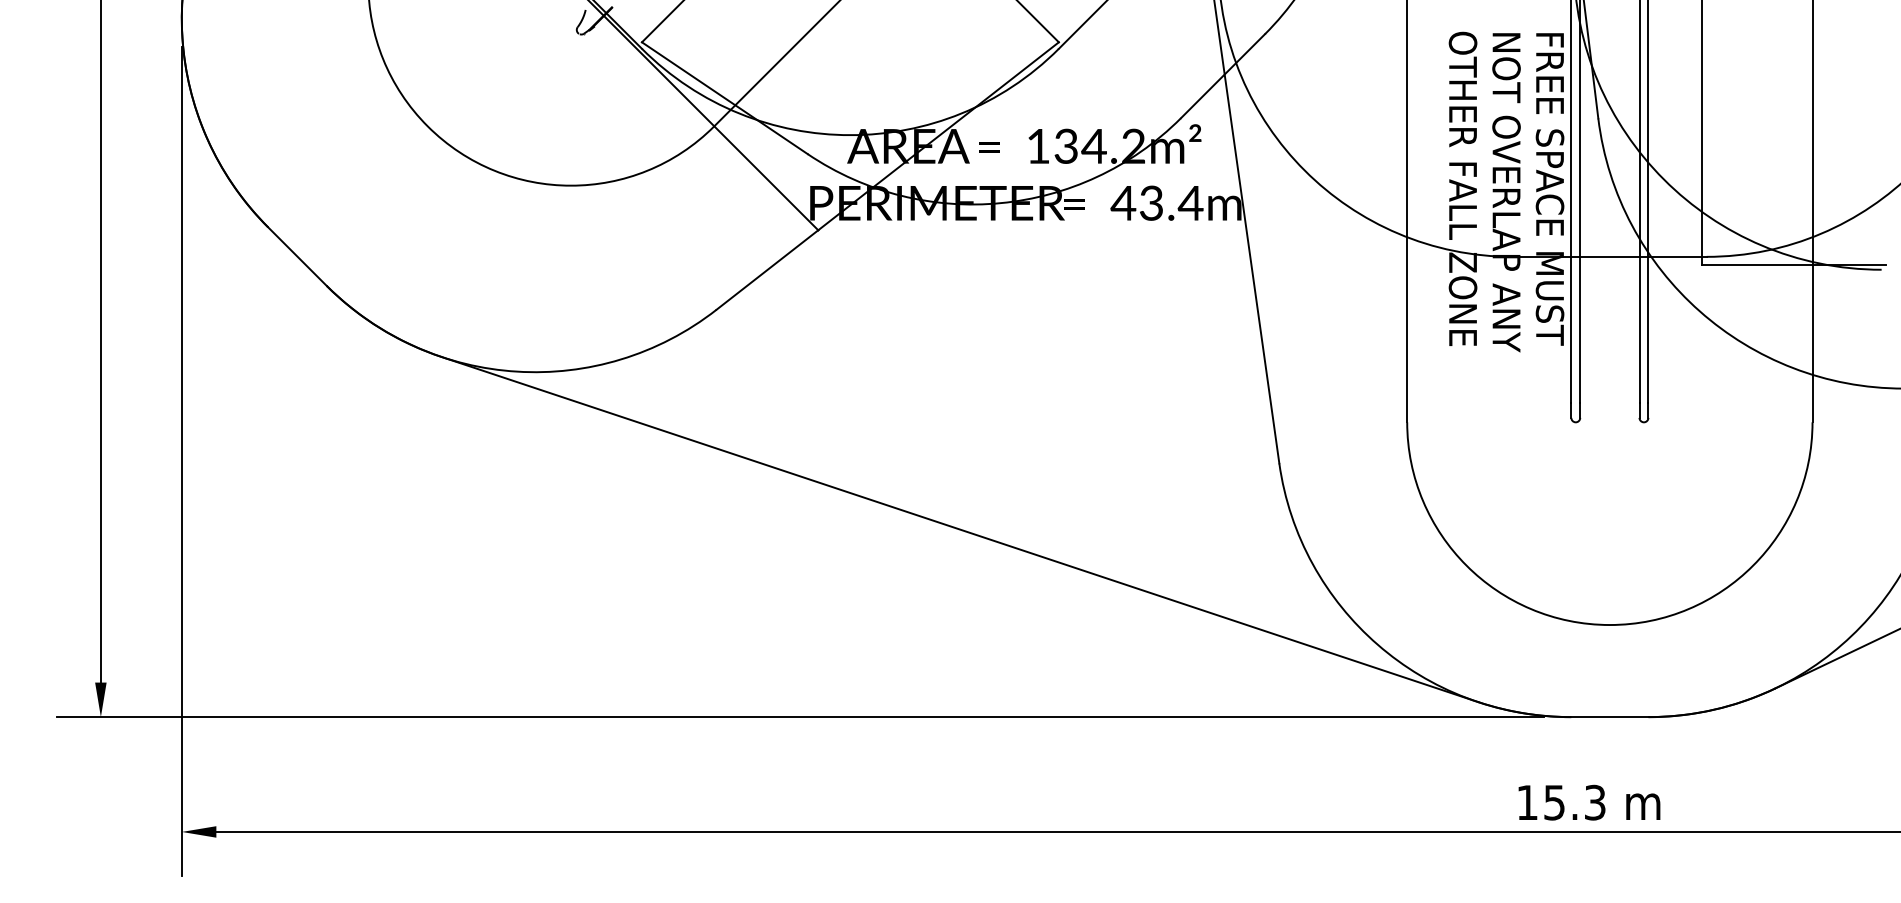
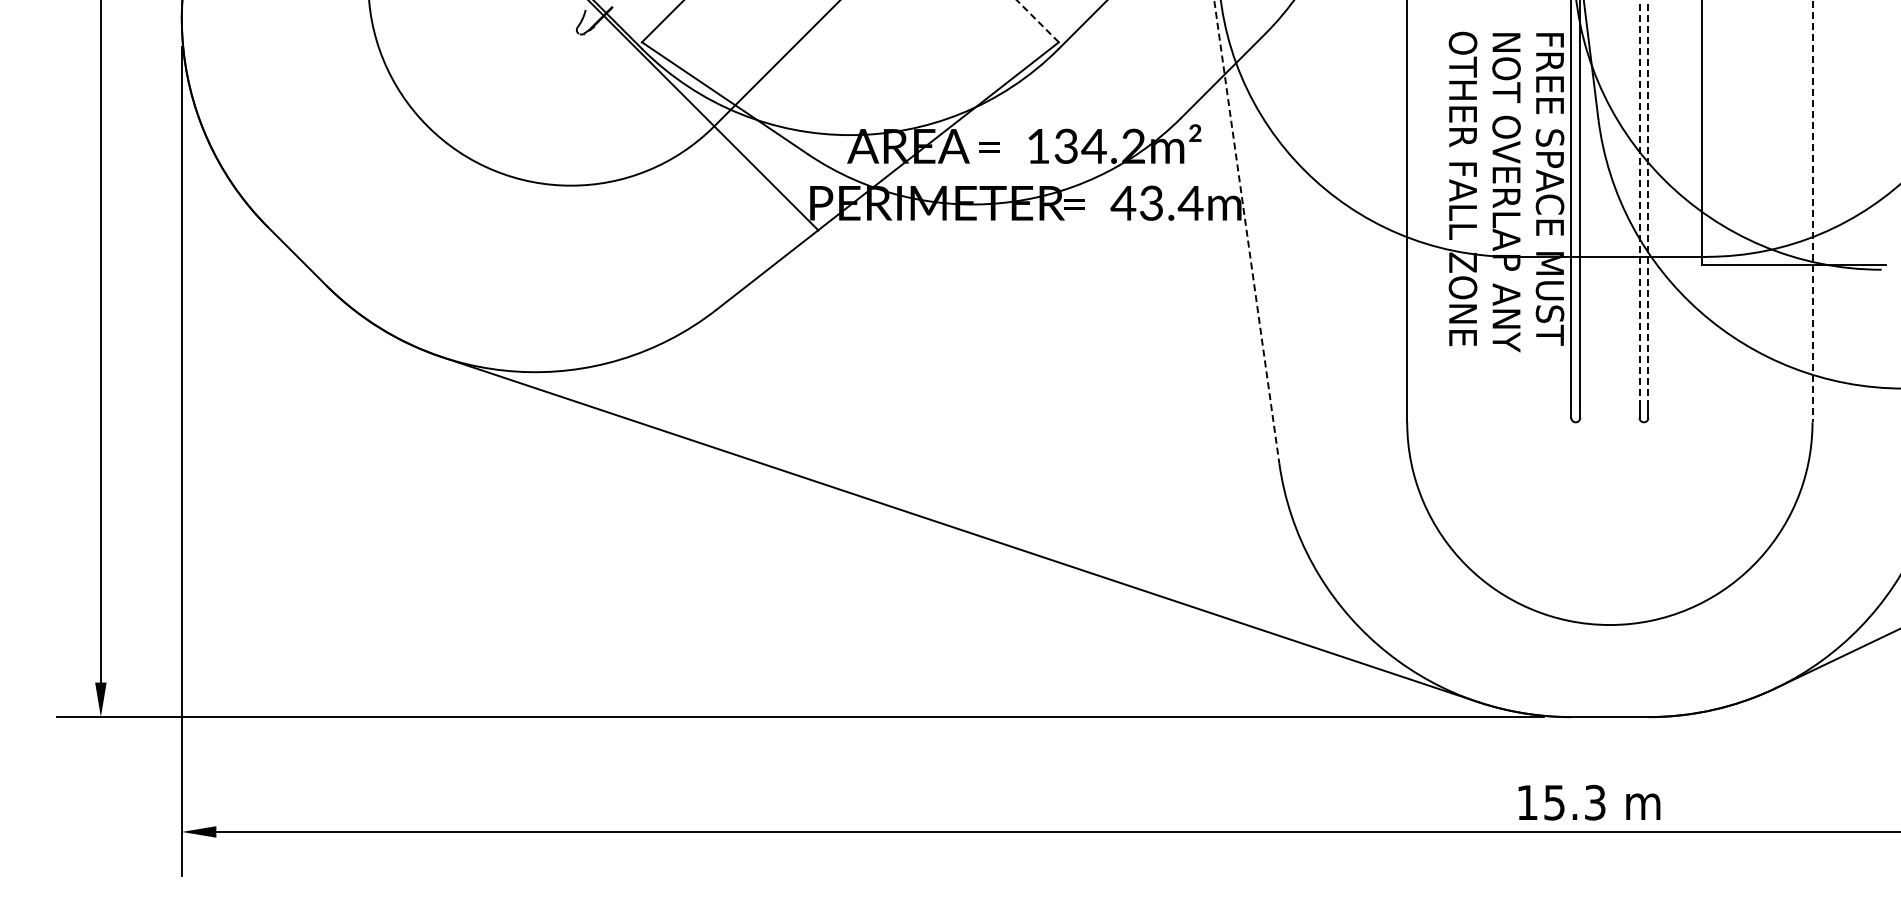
line: solid -> dashed (1037, 21)
line: solid -> dashed (1639, 202)
line: solid -> dashed (1648, 202)
line: solid -> dashed (1812, 211)
line: solid -> dashed (1246, 231)
